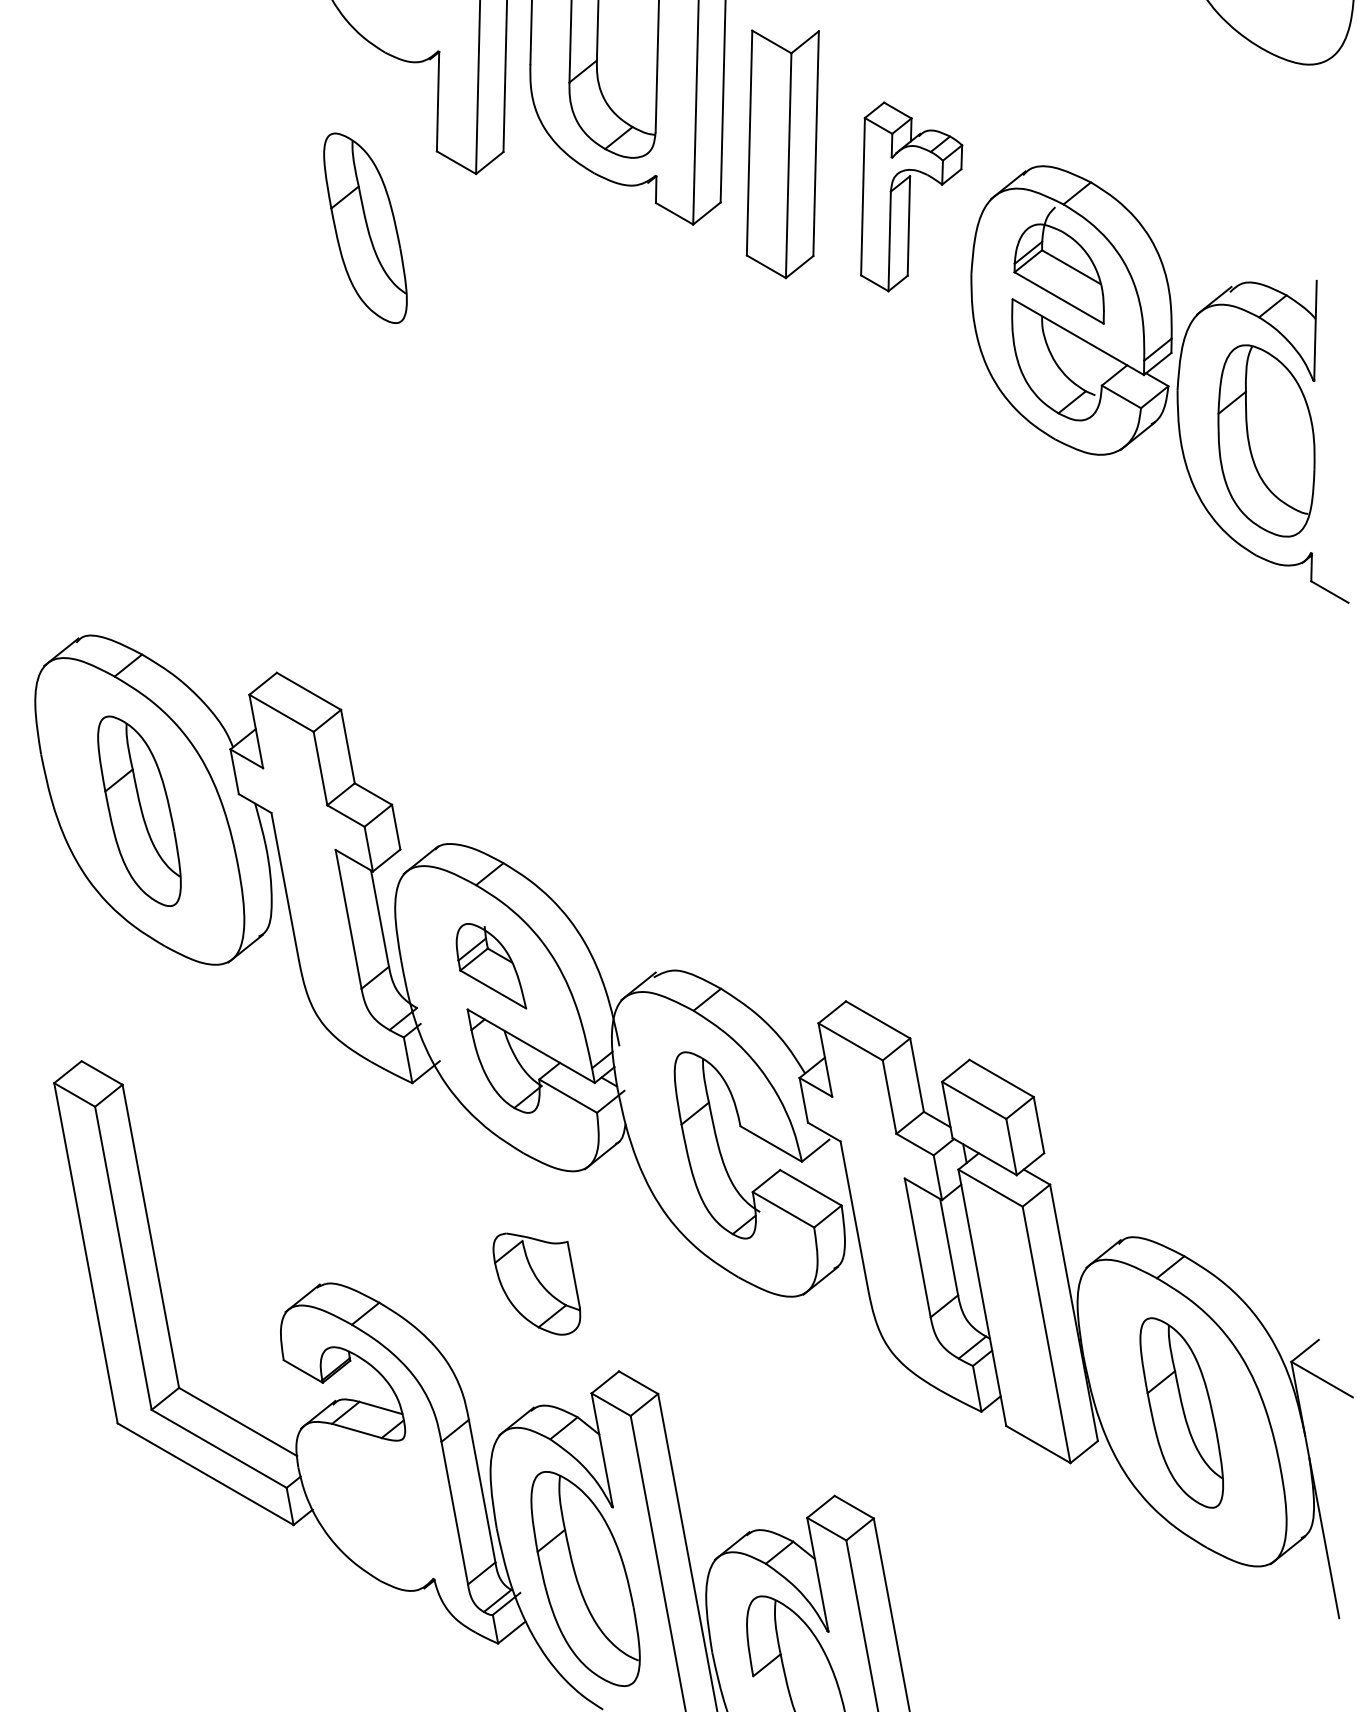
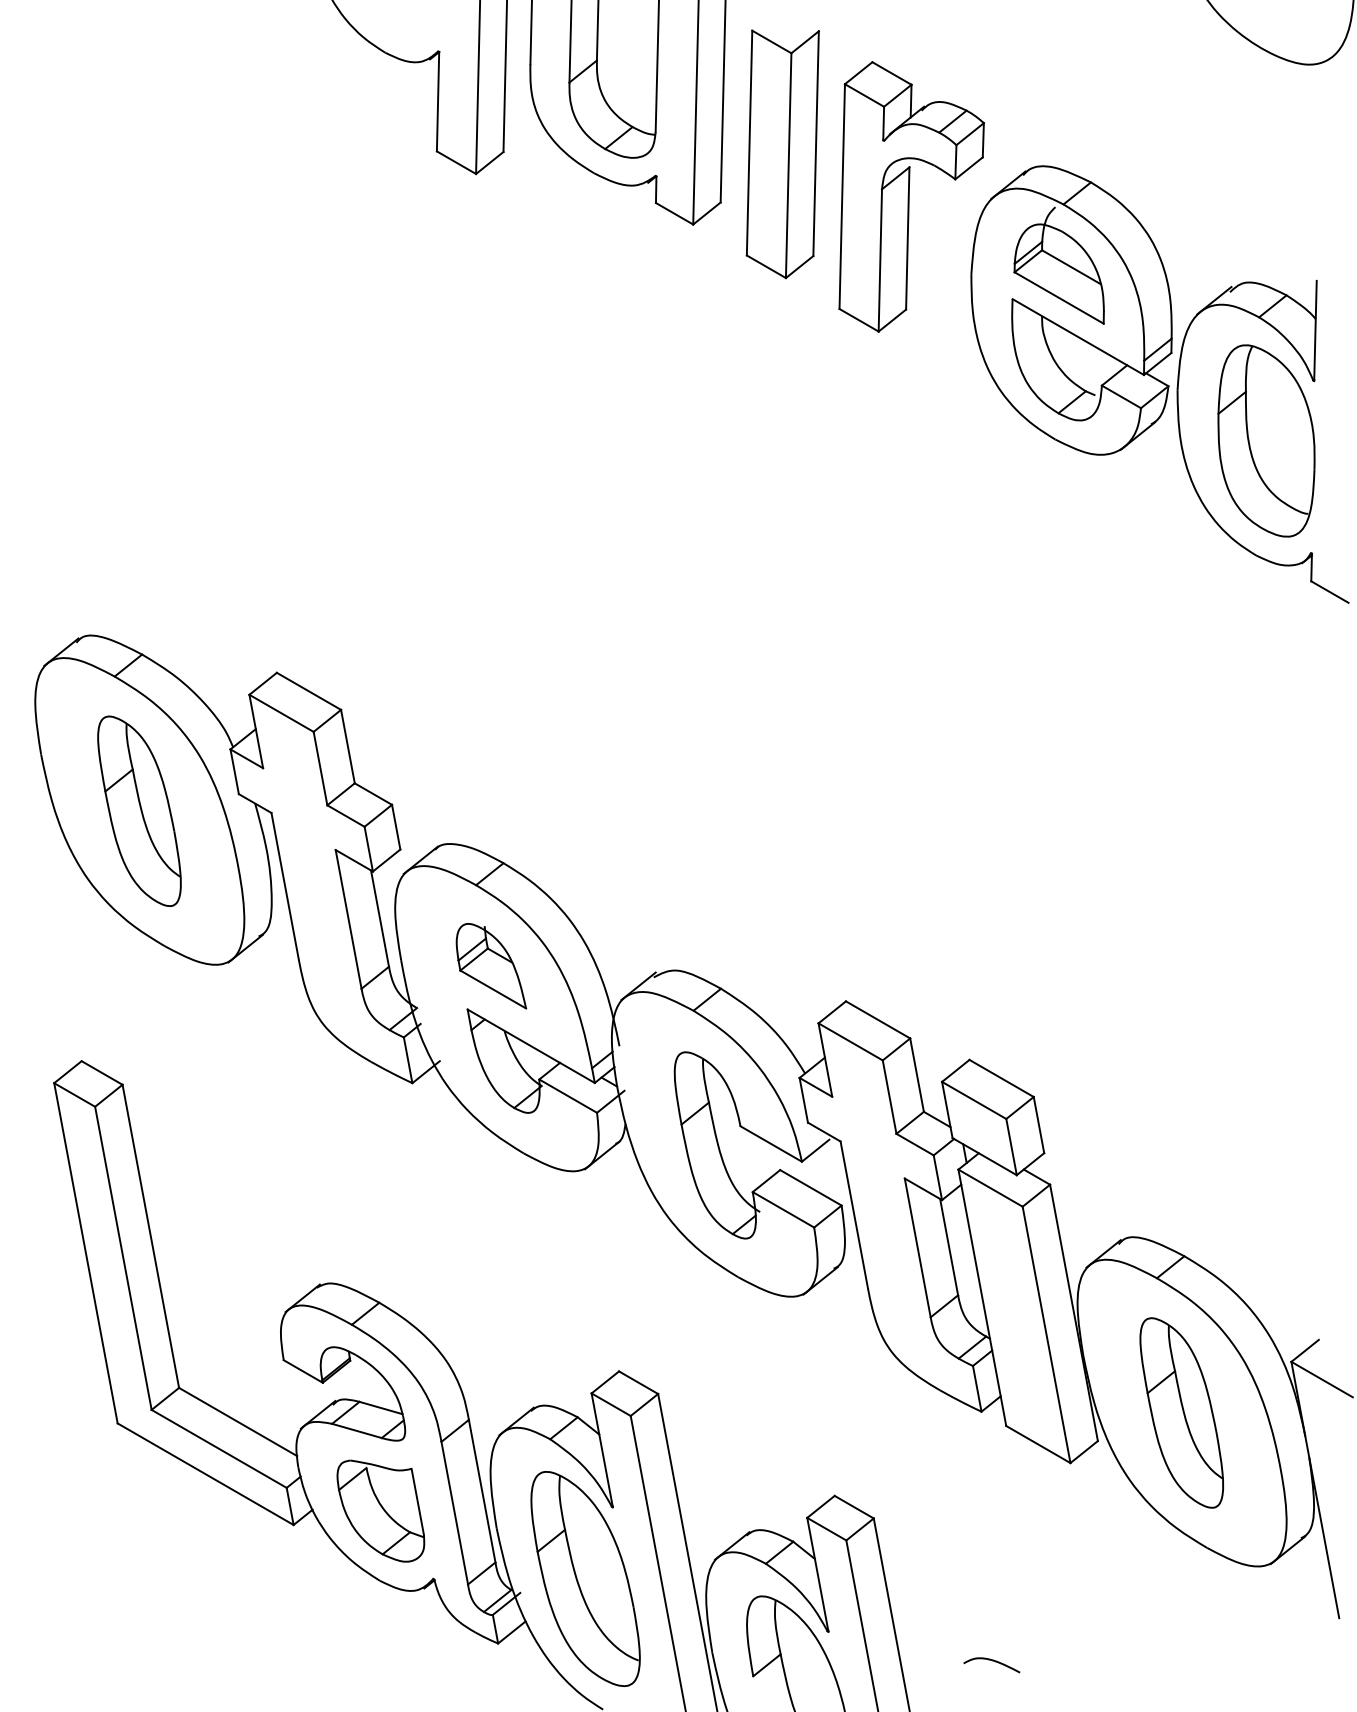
part size: 104x192 px -> 147x272 px (911, 196)
part: present -> none (365, 227)
part position: (536, 1283) -> (380, 1510) (380, 1510)
curve: none -> present (992, 1661)
